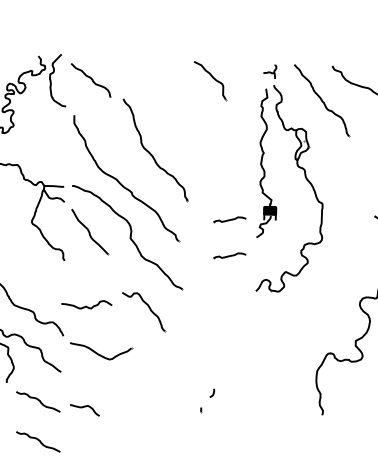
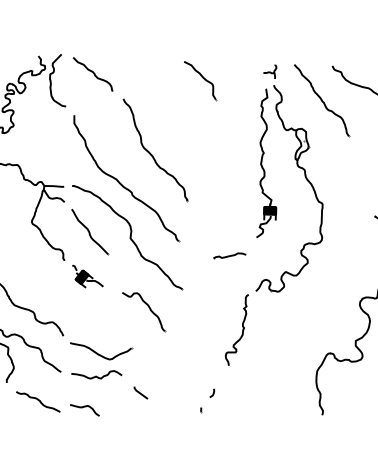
curve position: (90, 79) -> (92, 73) (92, 73)
part position: (210, 81) -> (200, 81) (200, 81)
part: present -> none (229, 219)
part: none -> present (87, 276)
curve position: (86, 305) -> (96, 375) (96, 375)
curve: none -> present (242, 329)
line: none -> present (140, 392)
curve: present -> none (38, 441)
